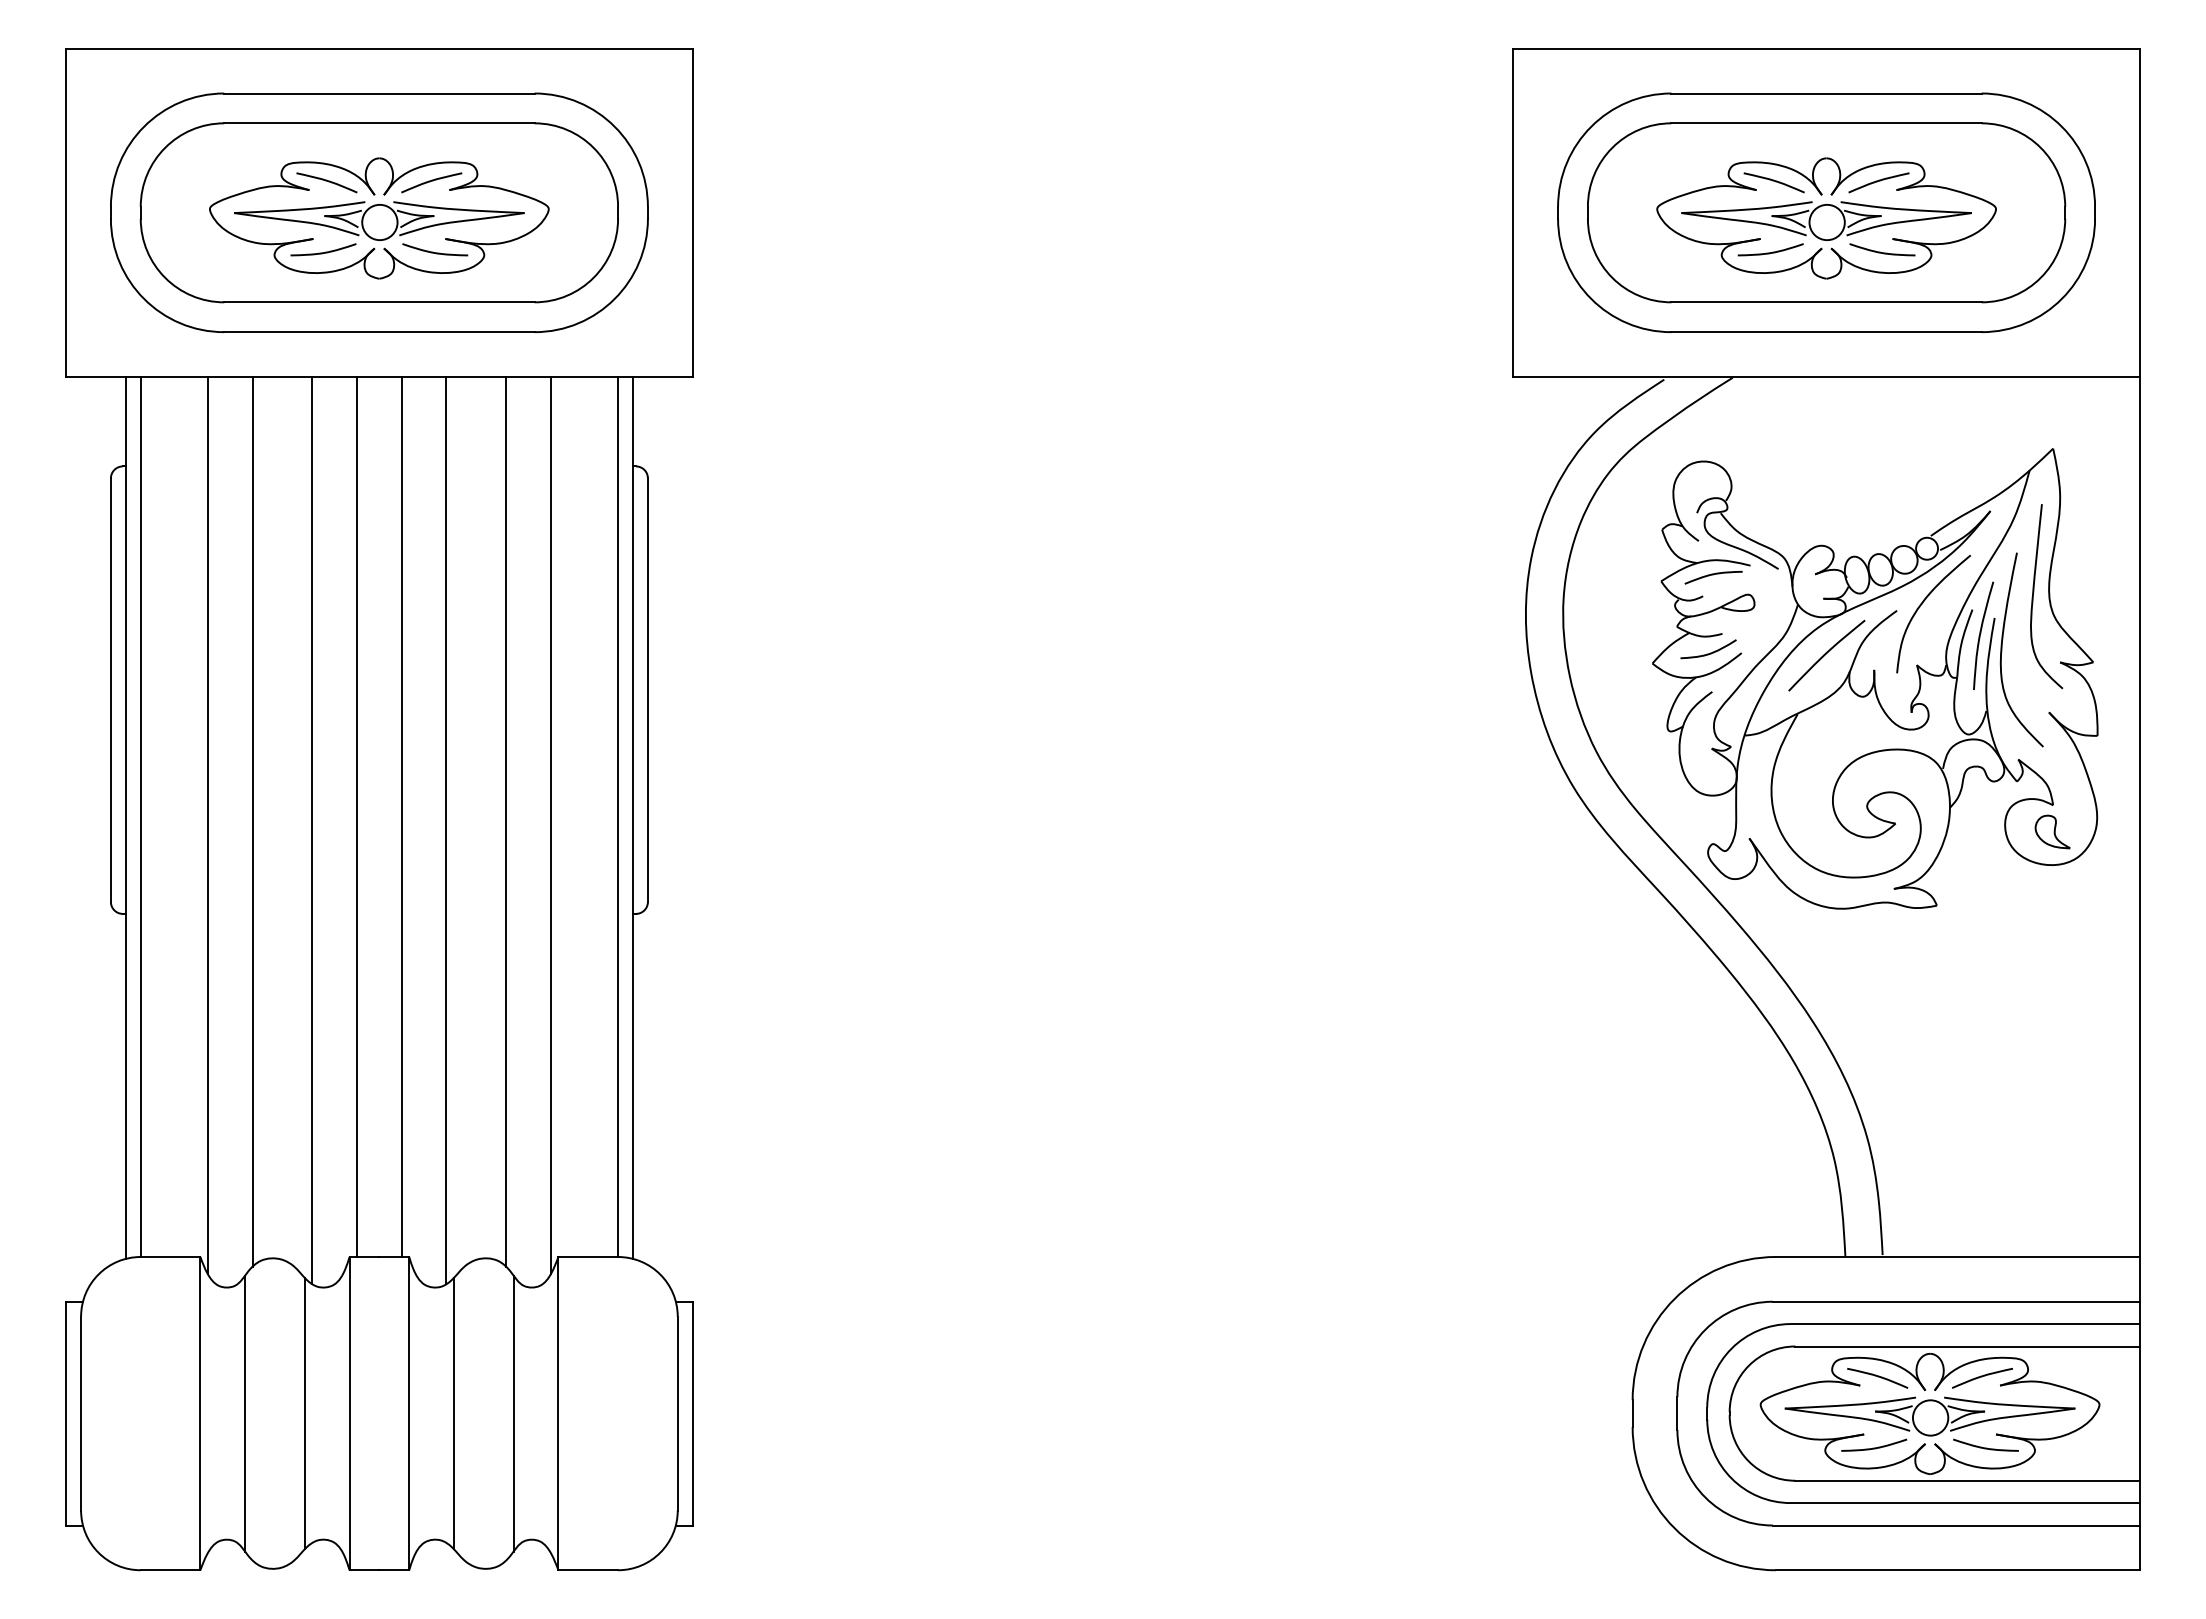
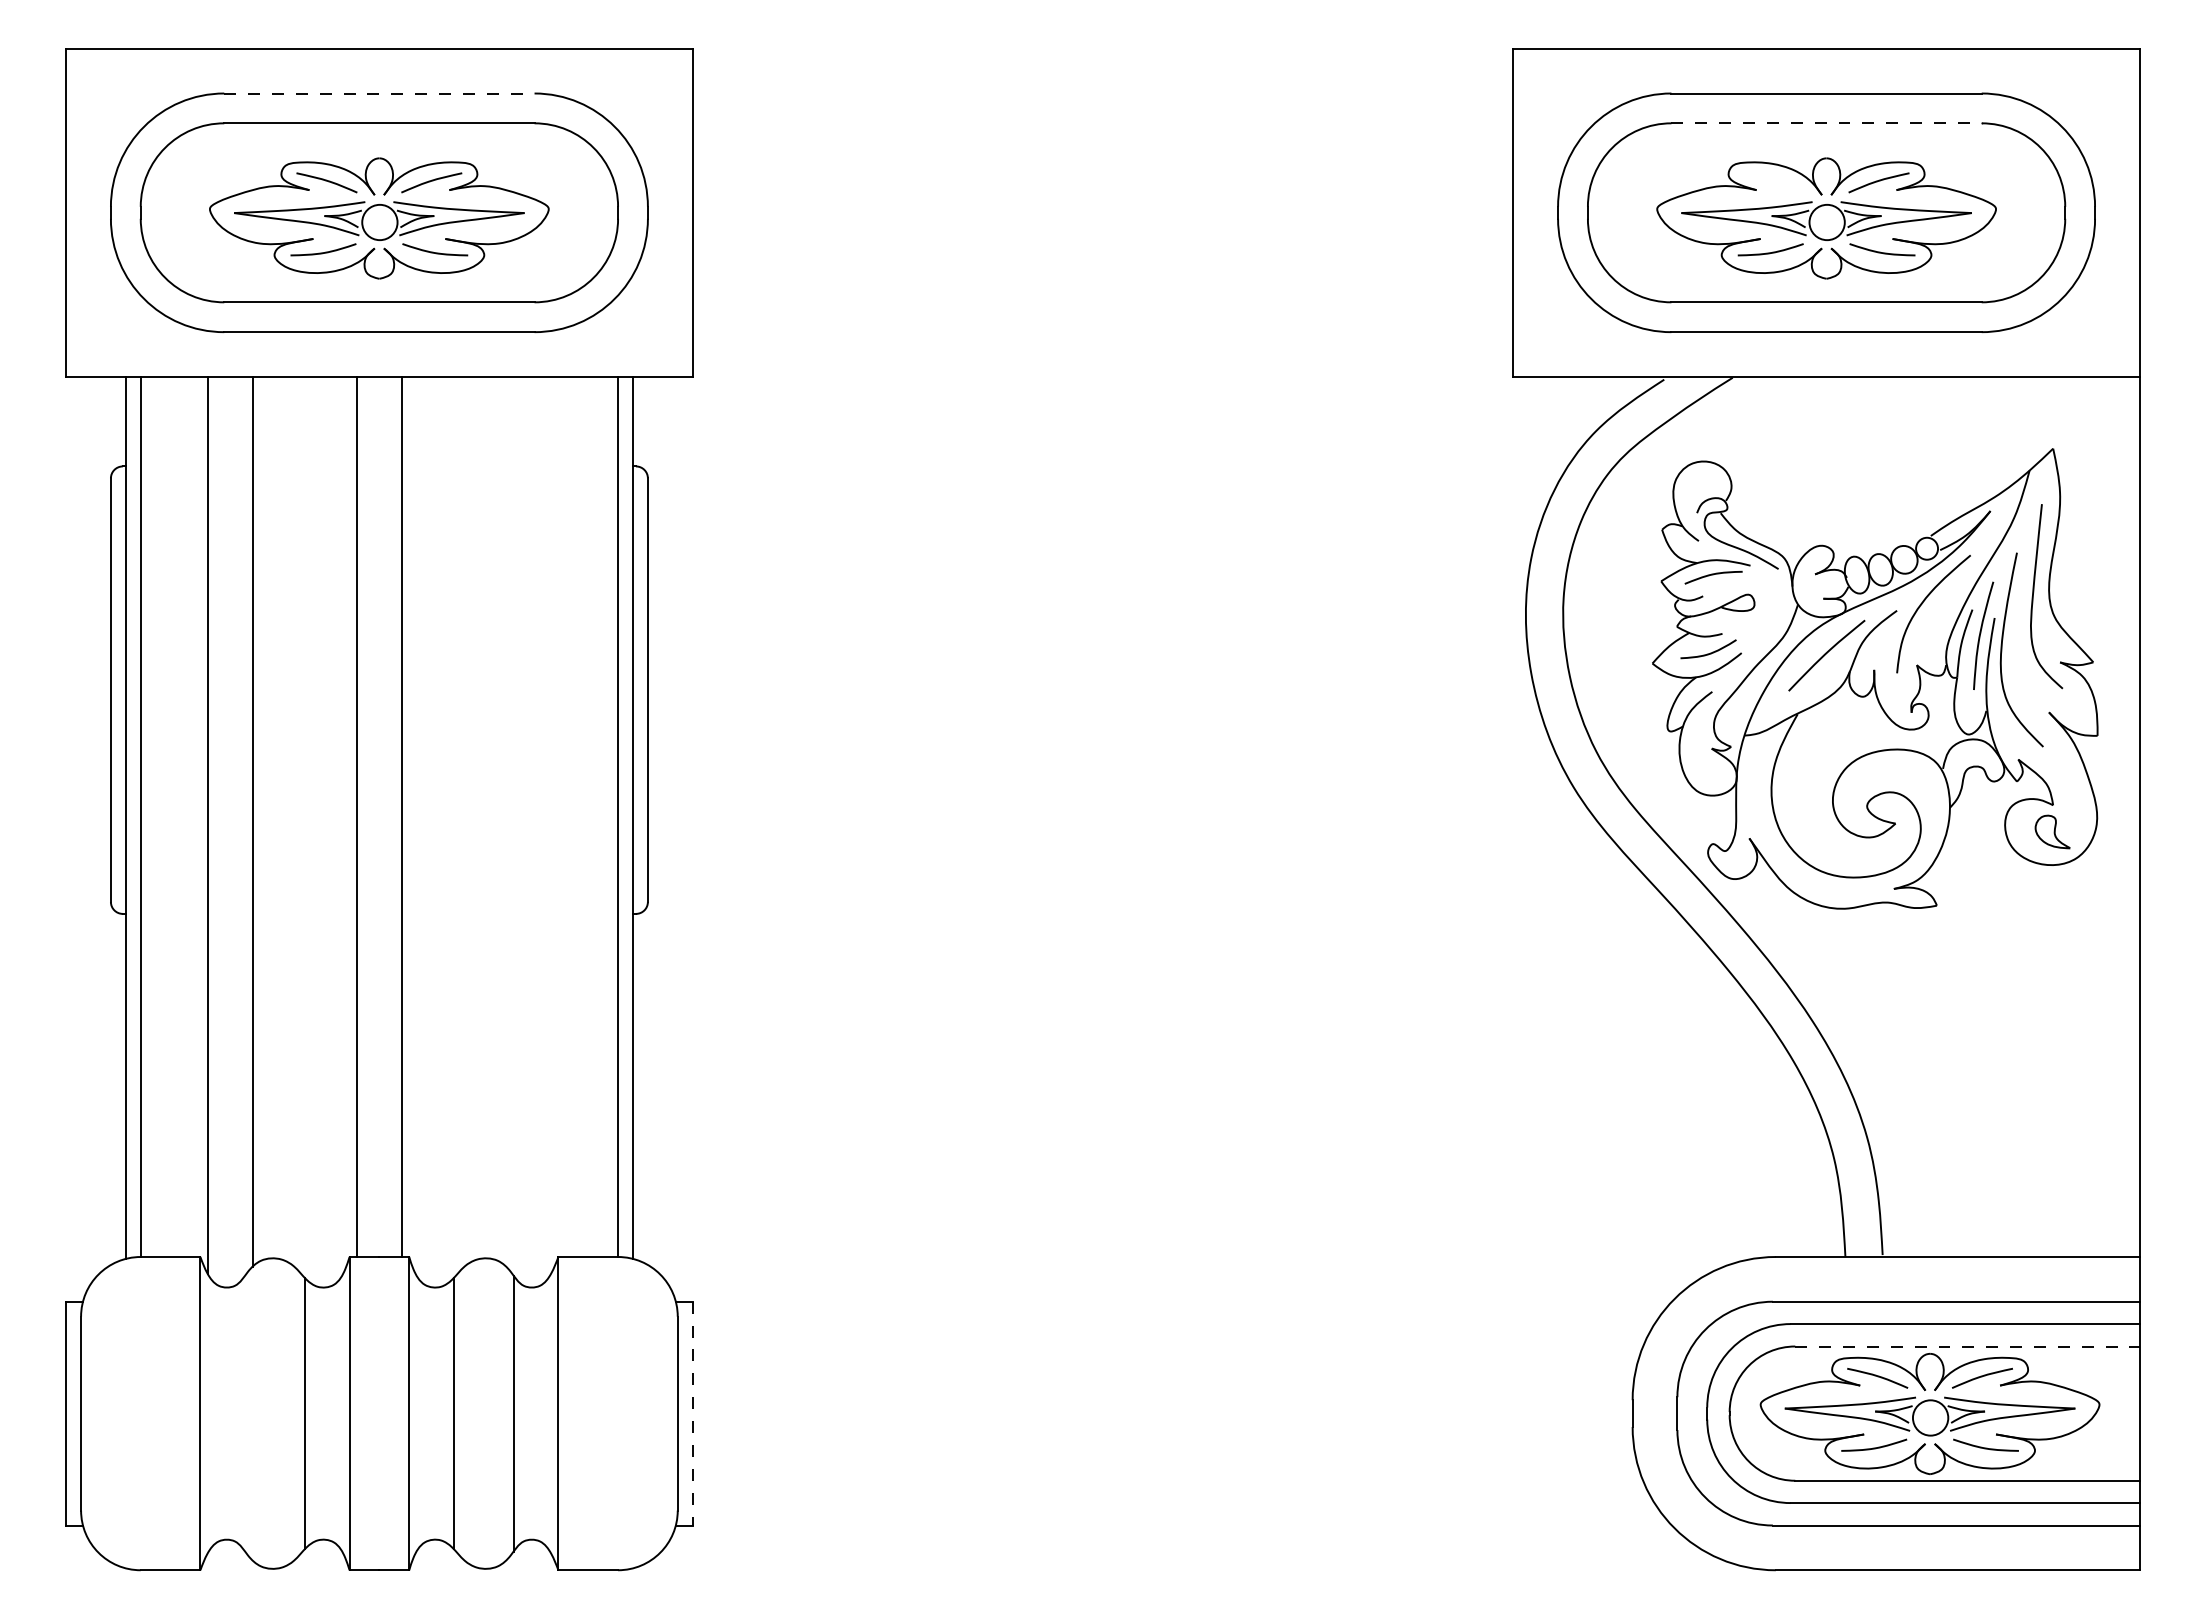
line: solid -> dashed (379, 93)
line: solid -> dashed (1827, 123)
curve: present -> none (1773, 181)
line: present -> none (506, 821)
line: present -> none (550, 825)
line: present -> none (312, 830)
line: present -> none (446, 830)
line: solid -> dashed (1968, 1346)
line: present -> none (245, 1413)
line: solid -> dashed (692, 1413)
